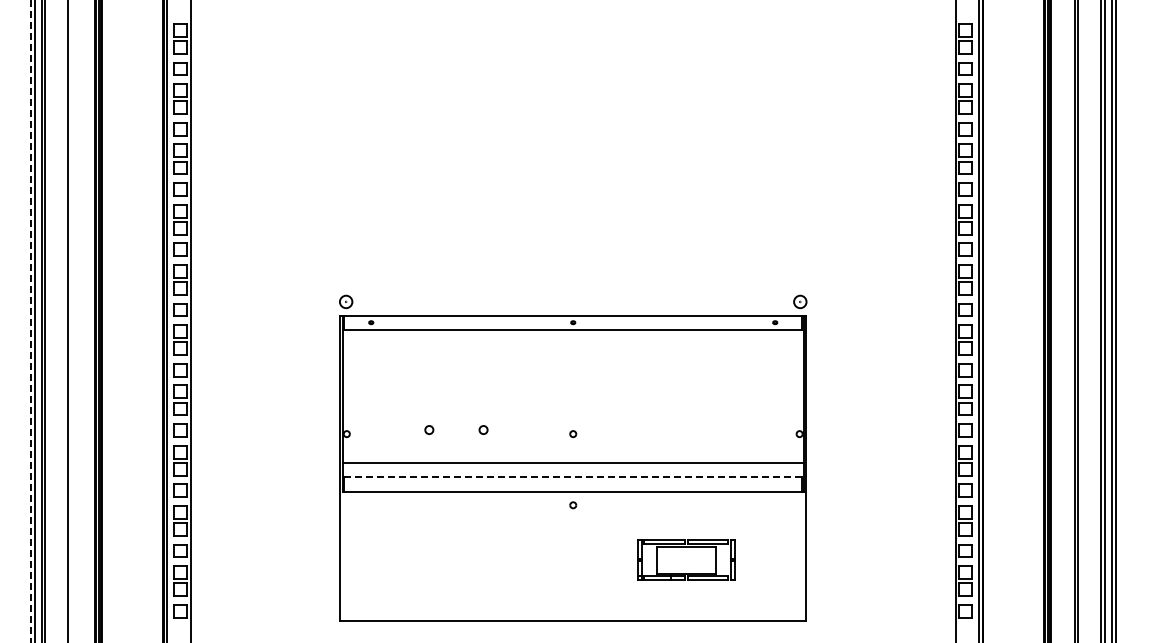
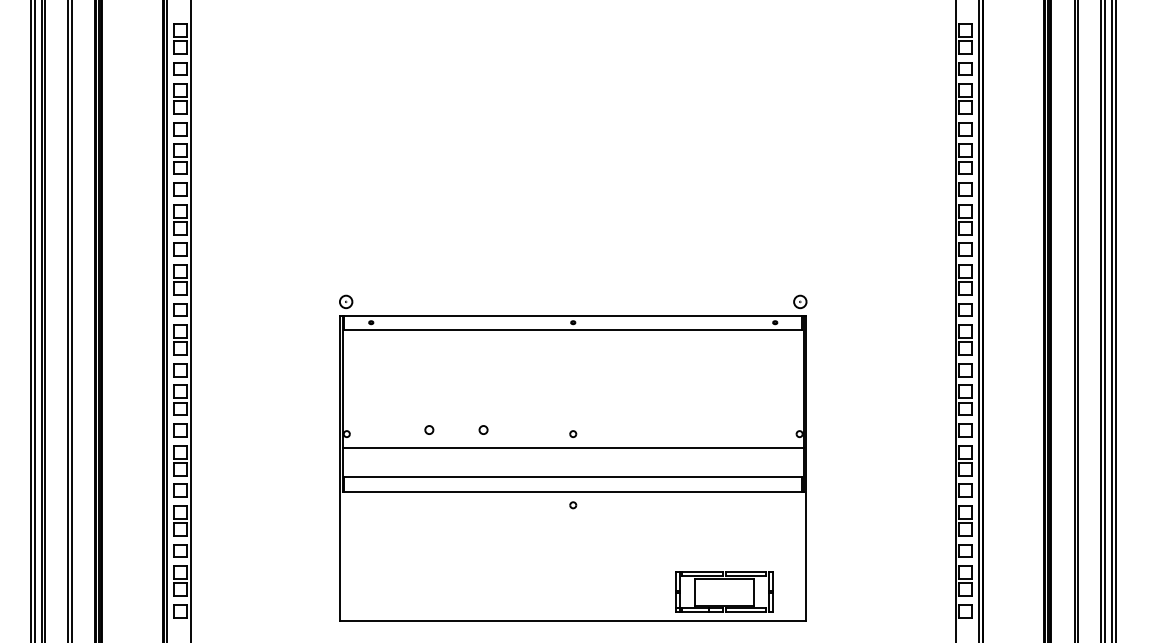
line: none -> present (71, 320)
line: dashed -> solid (30, 321)
line position: (572, 463) -> (572, 448) (572, 448)
line: dashed -> solid (572, 477)
part position: (686, 559) -> (724, 591) (724, 591)
